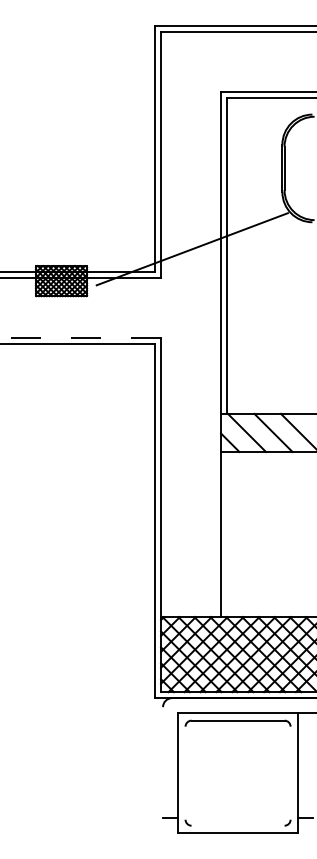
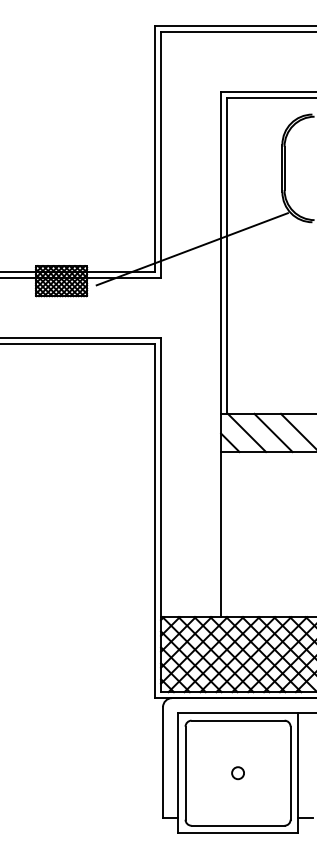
line: dashed -> solid (80, 337)
line: none -> present (163, 762)
line: none -> present (185, 772)
line: none -> present (290, 772)
circle: none -> present (237, 773)
line: none -> present (237, 825)
